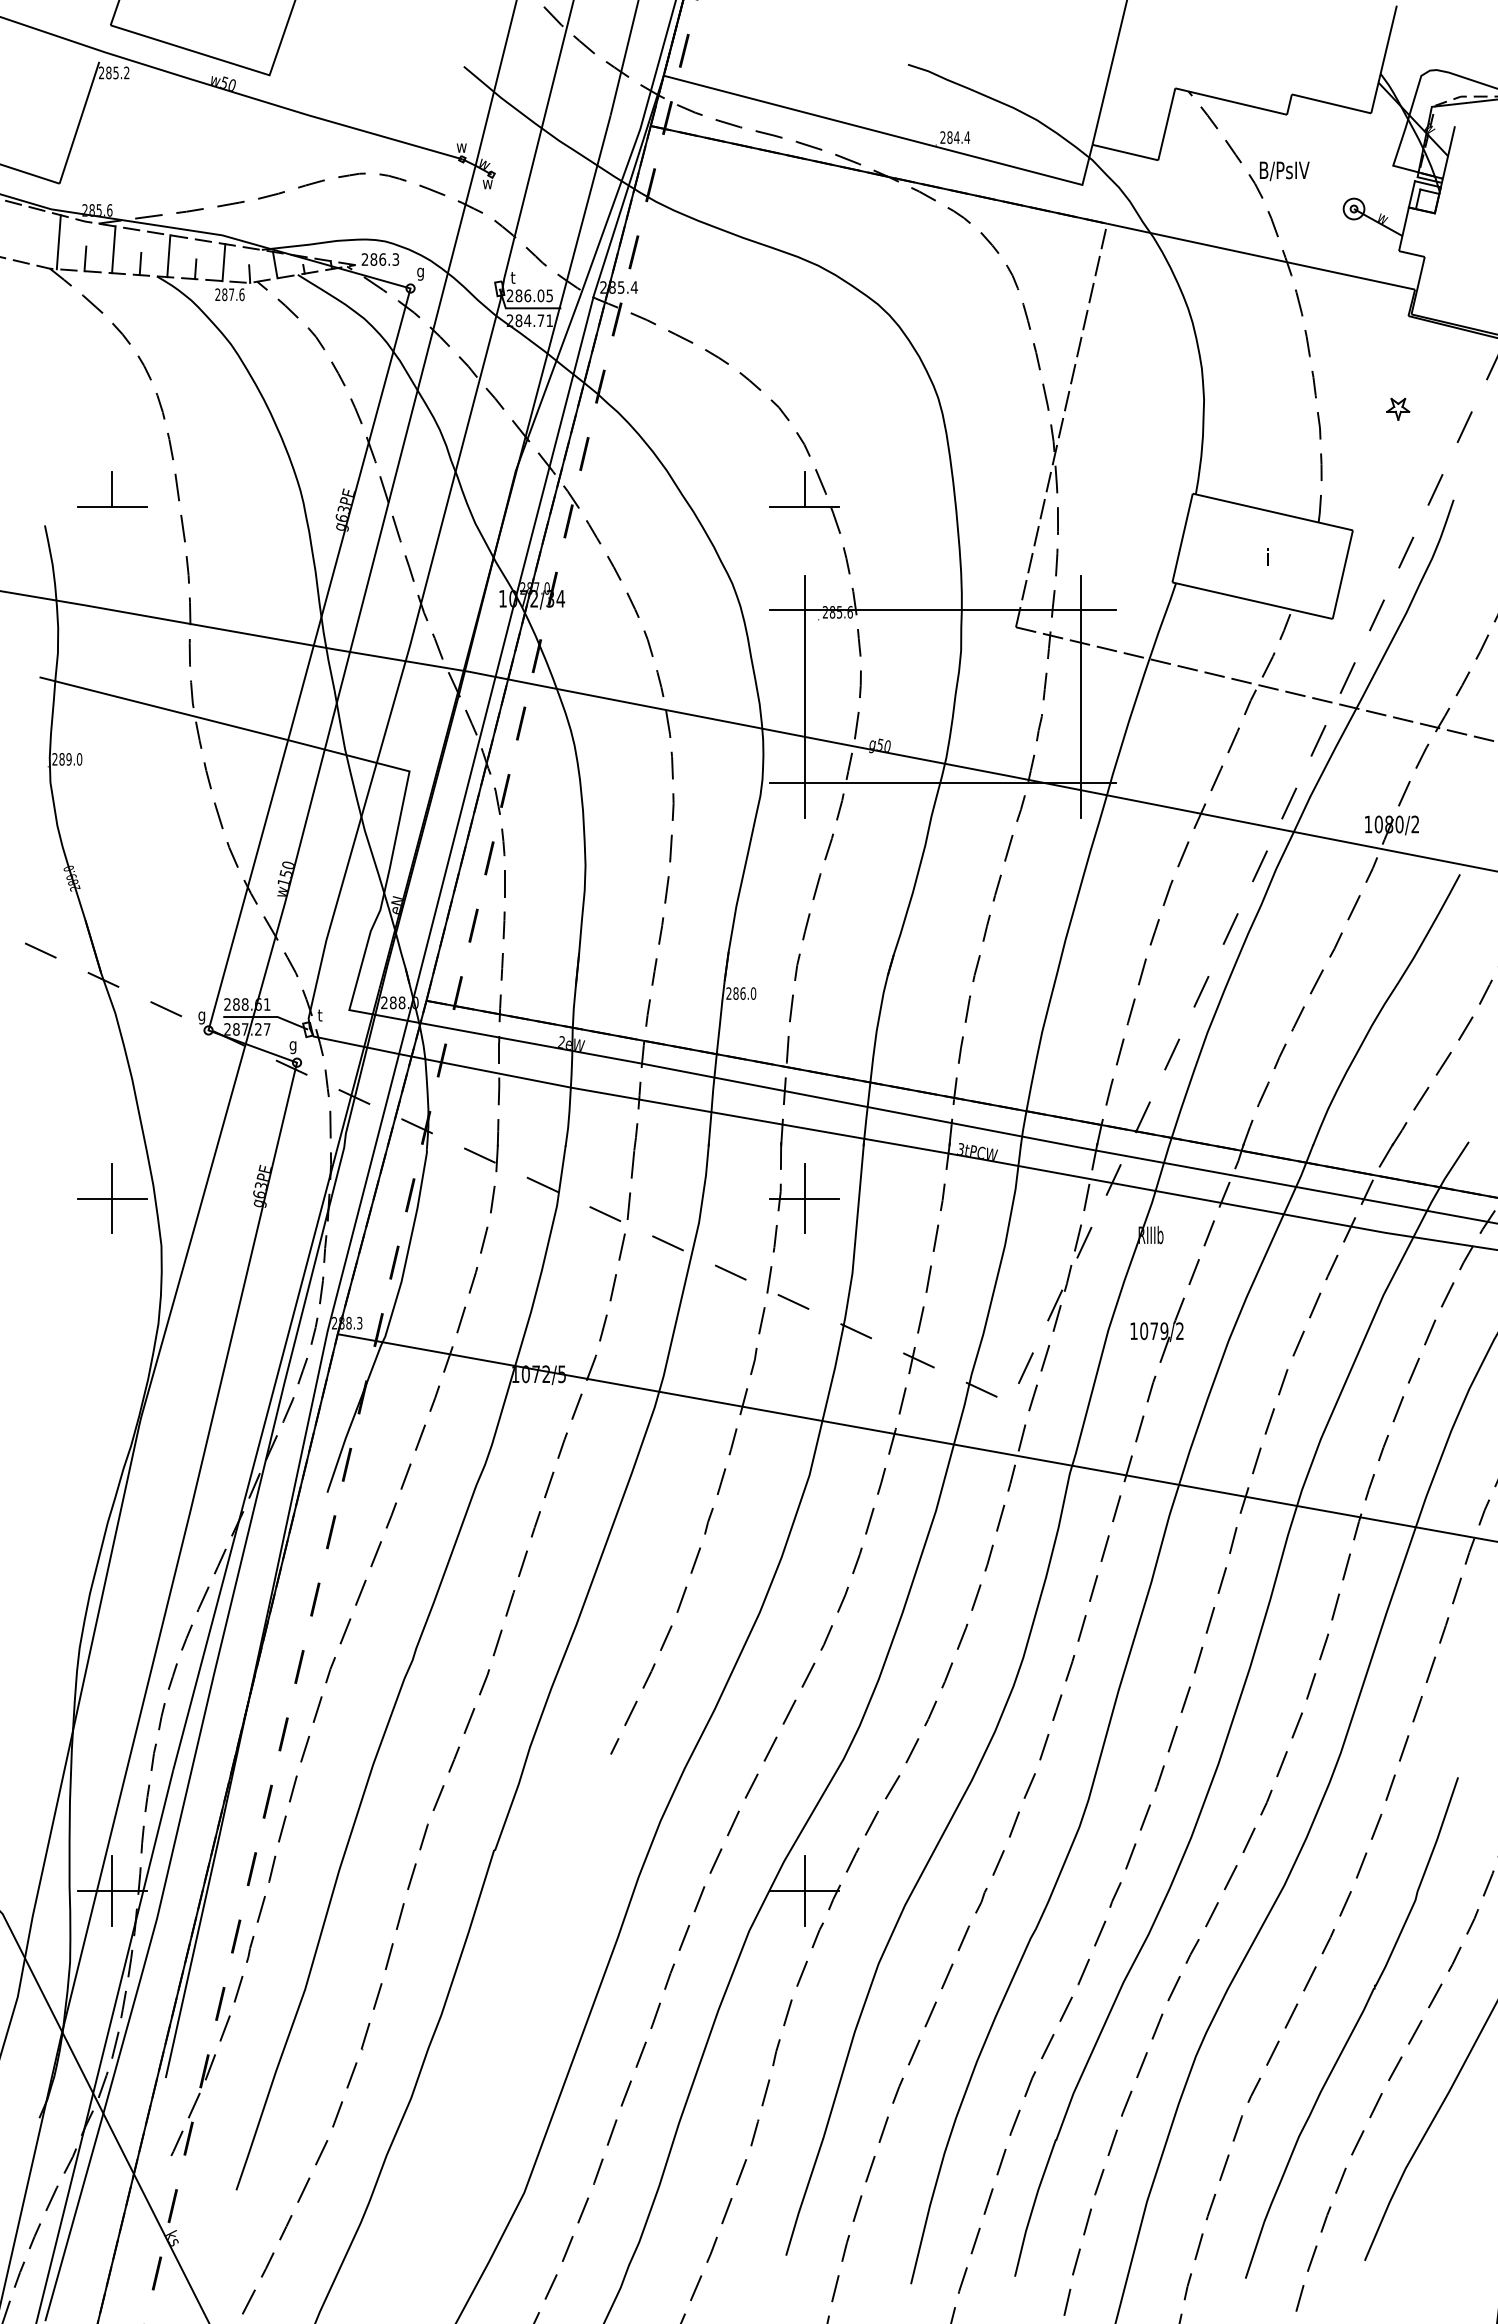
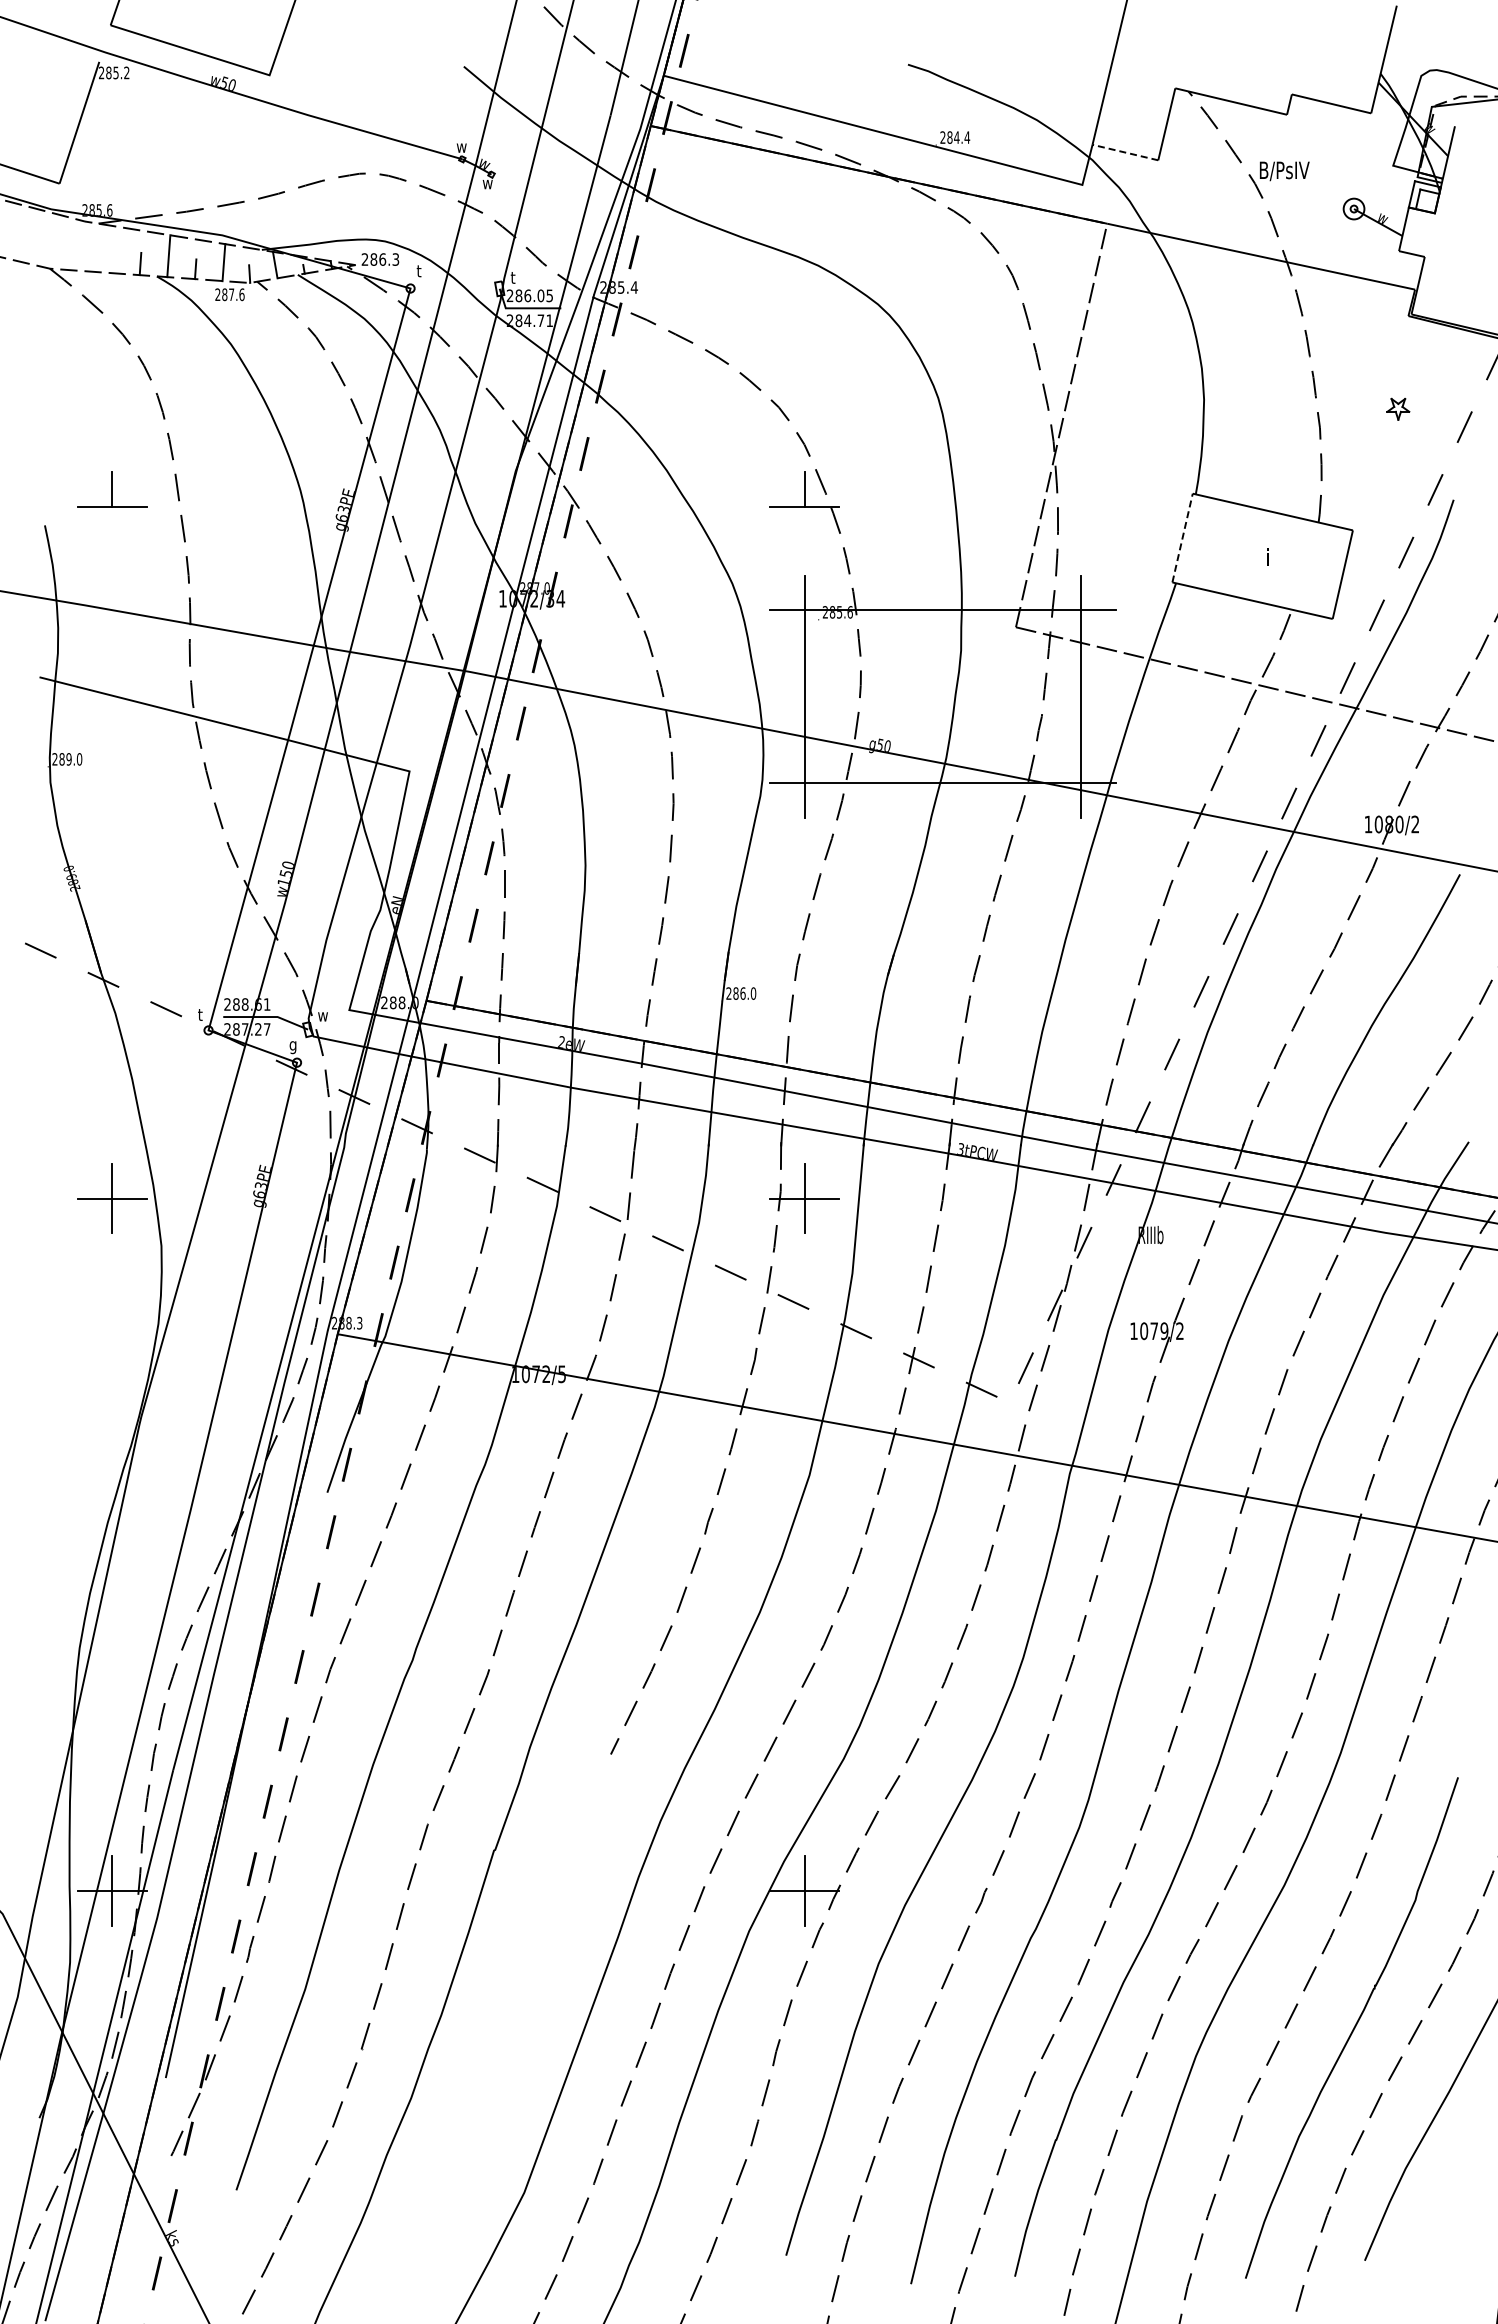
line: solid -> dashed (1125, 152)
line: present -> none (58, 242)
line: present -> none (113, 249)
line: present -> none (85, 258)
text: g -> t (419, 272)
line: solid -> dashed (1182, 538)
text: t -> w (322, 1015)
text: g -> t (201, 1016)
